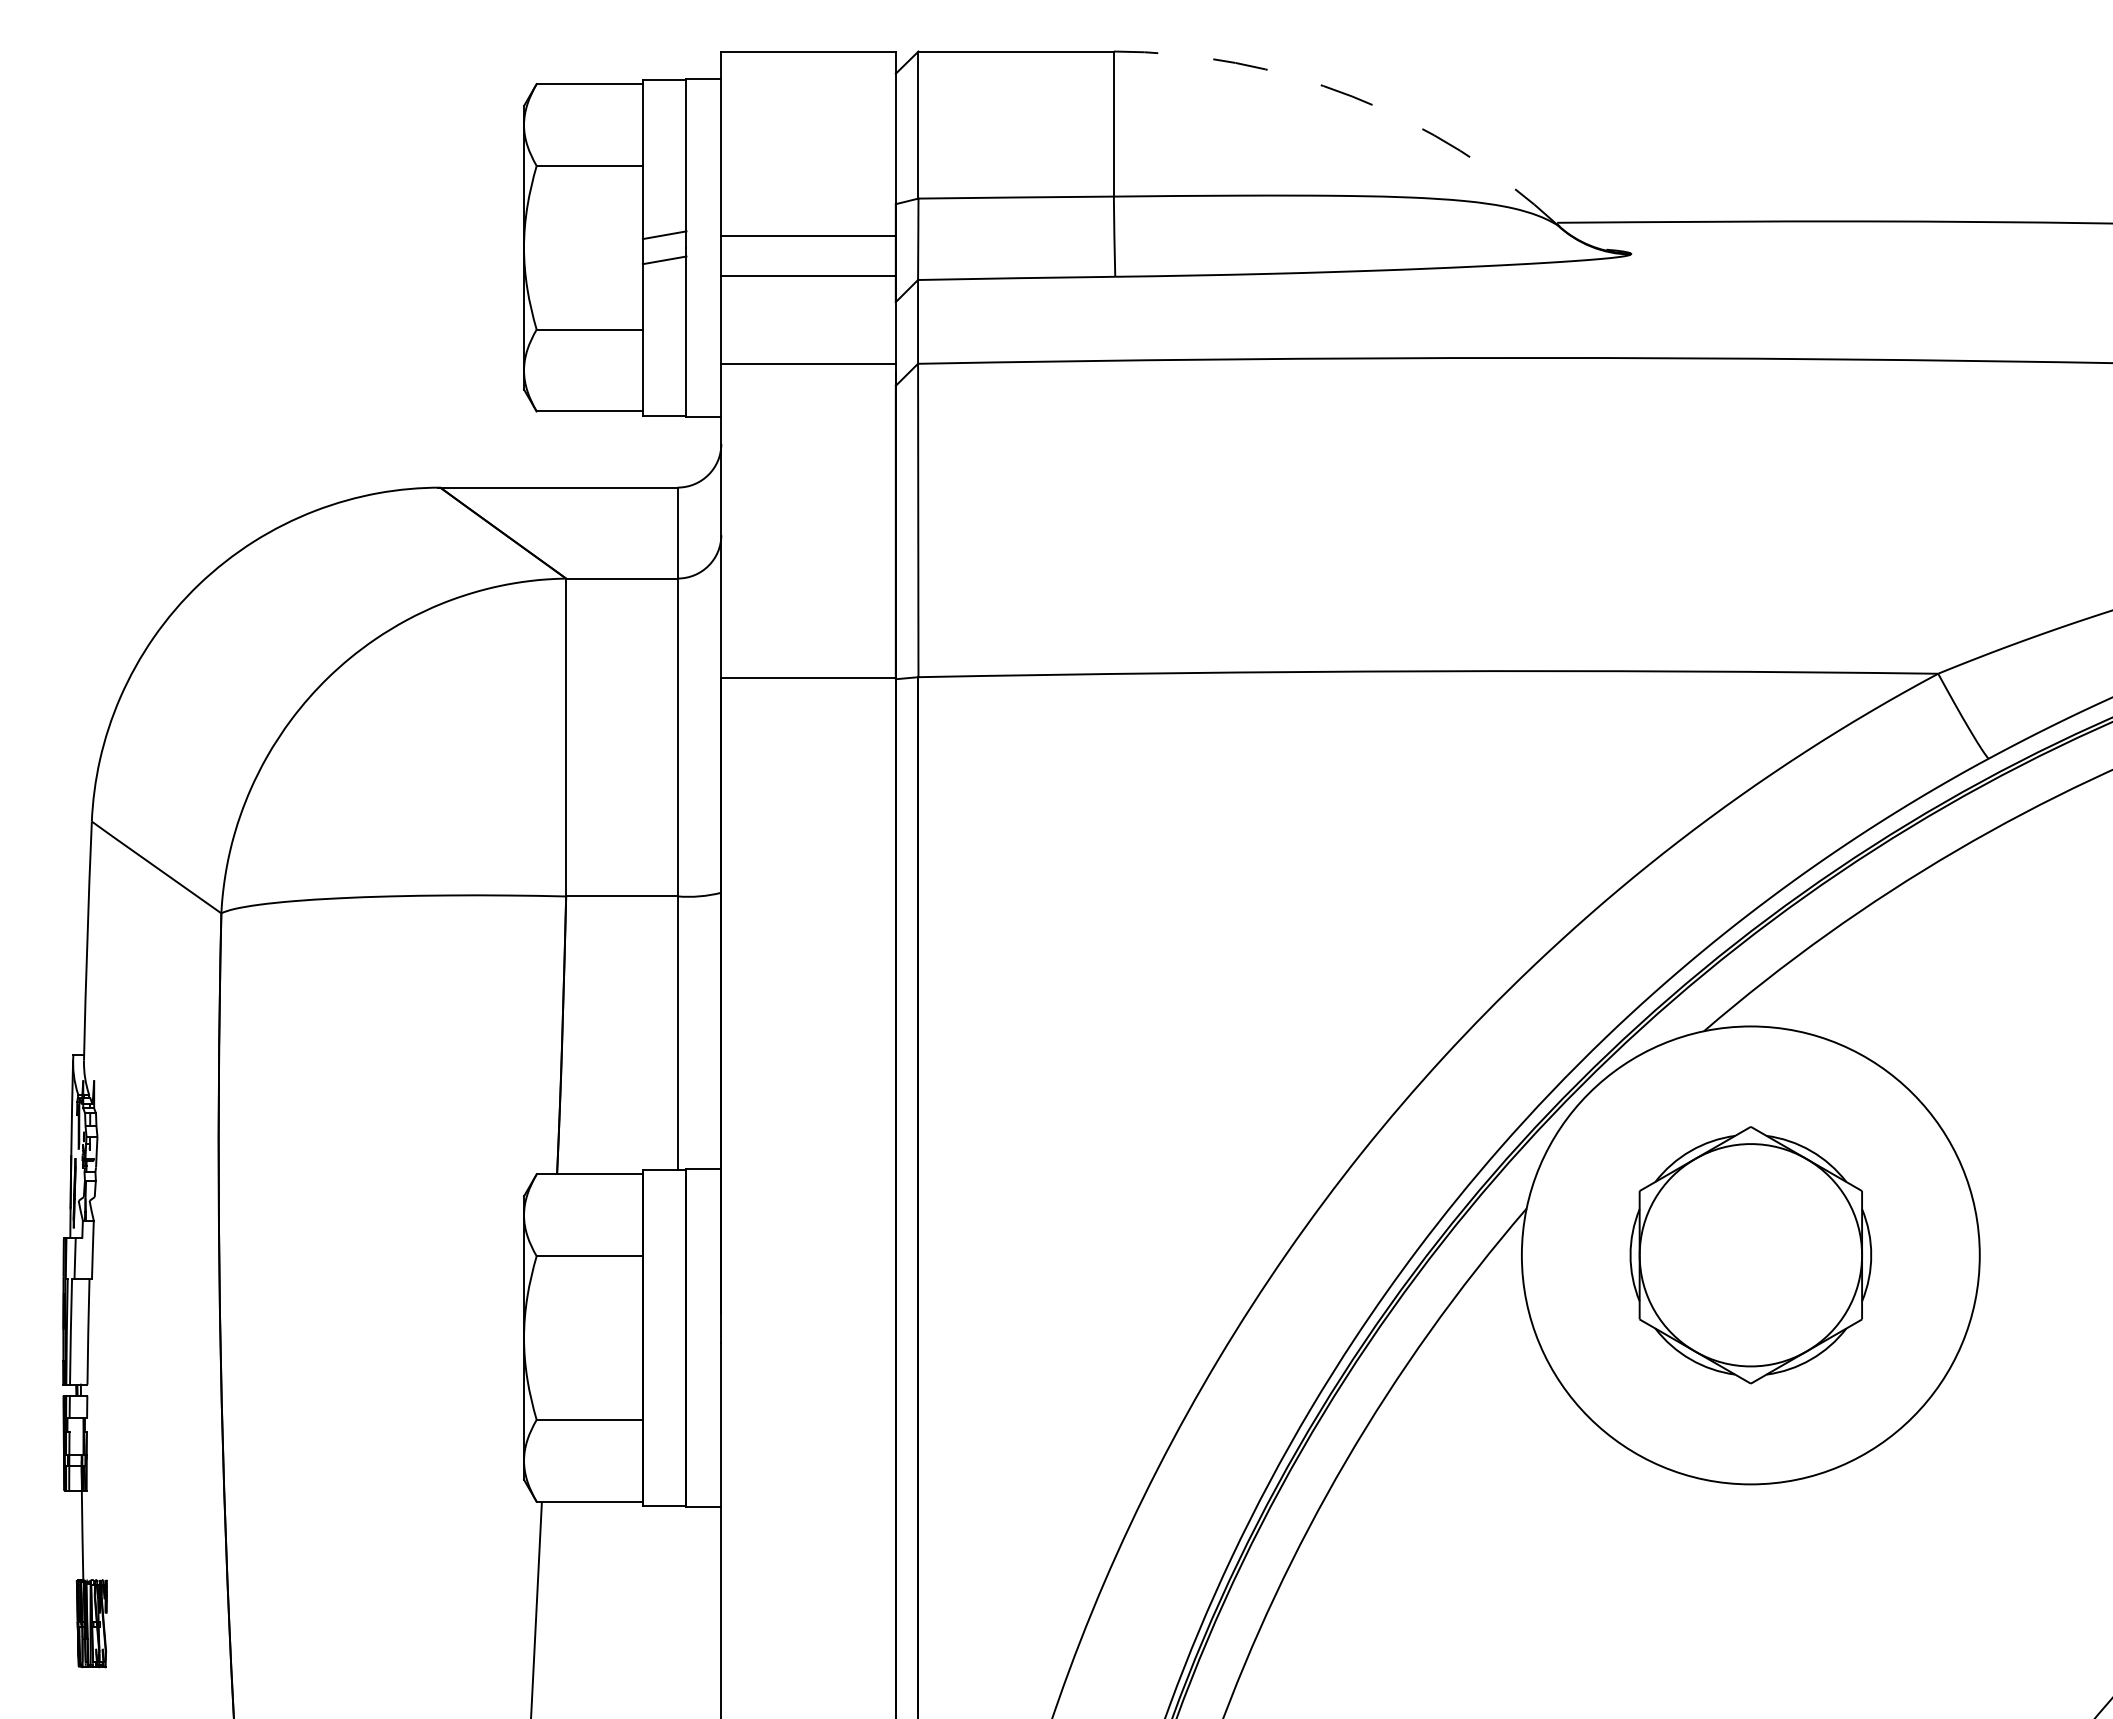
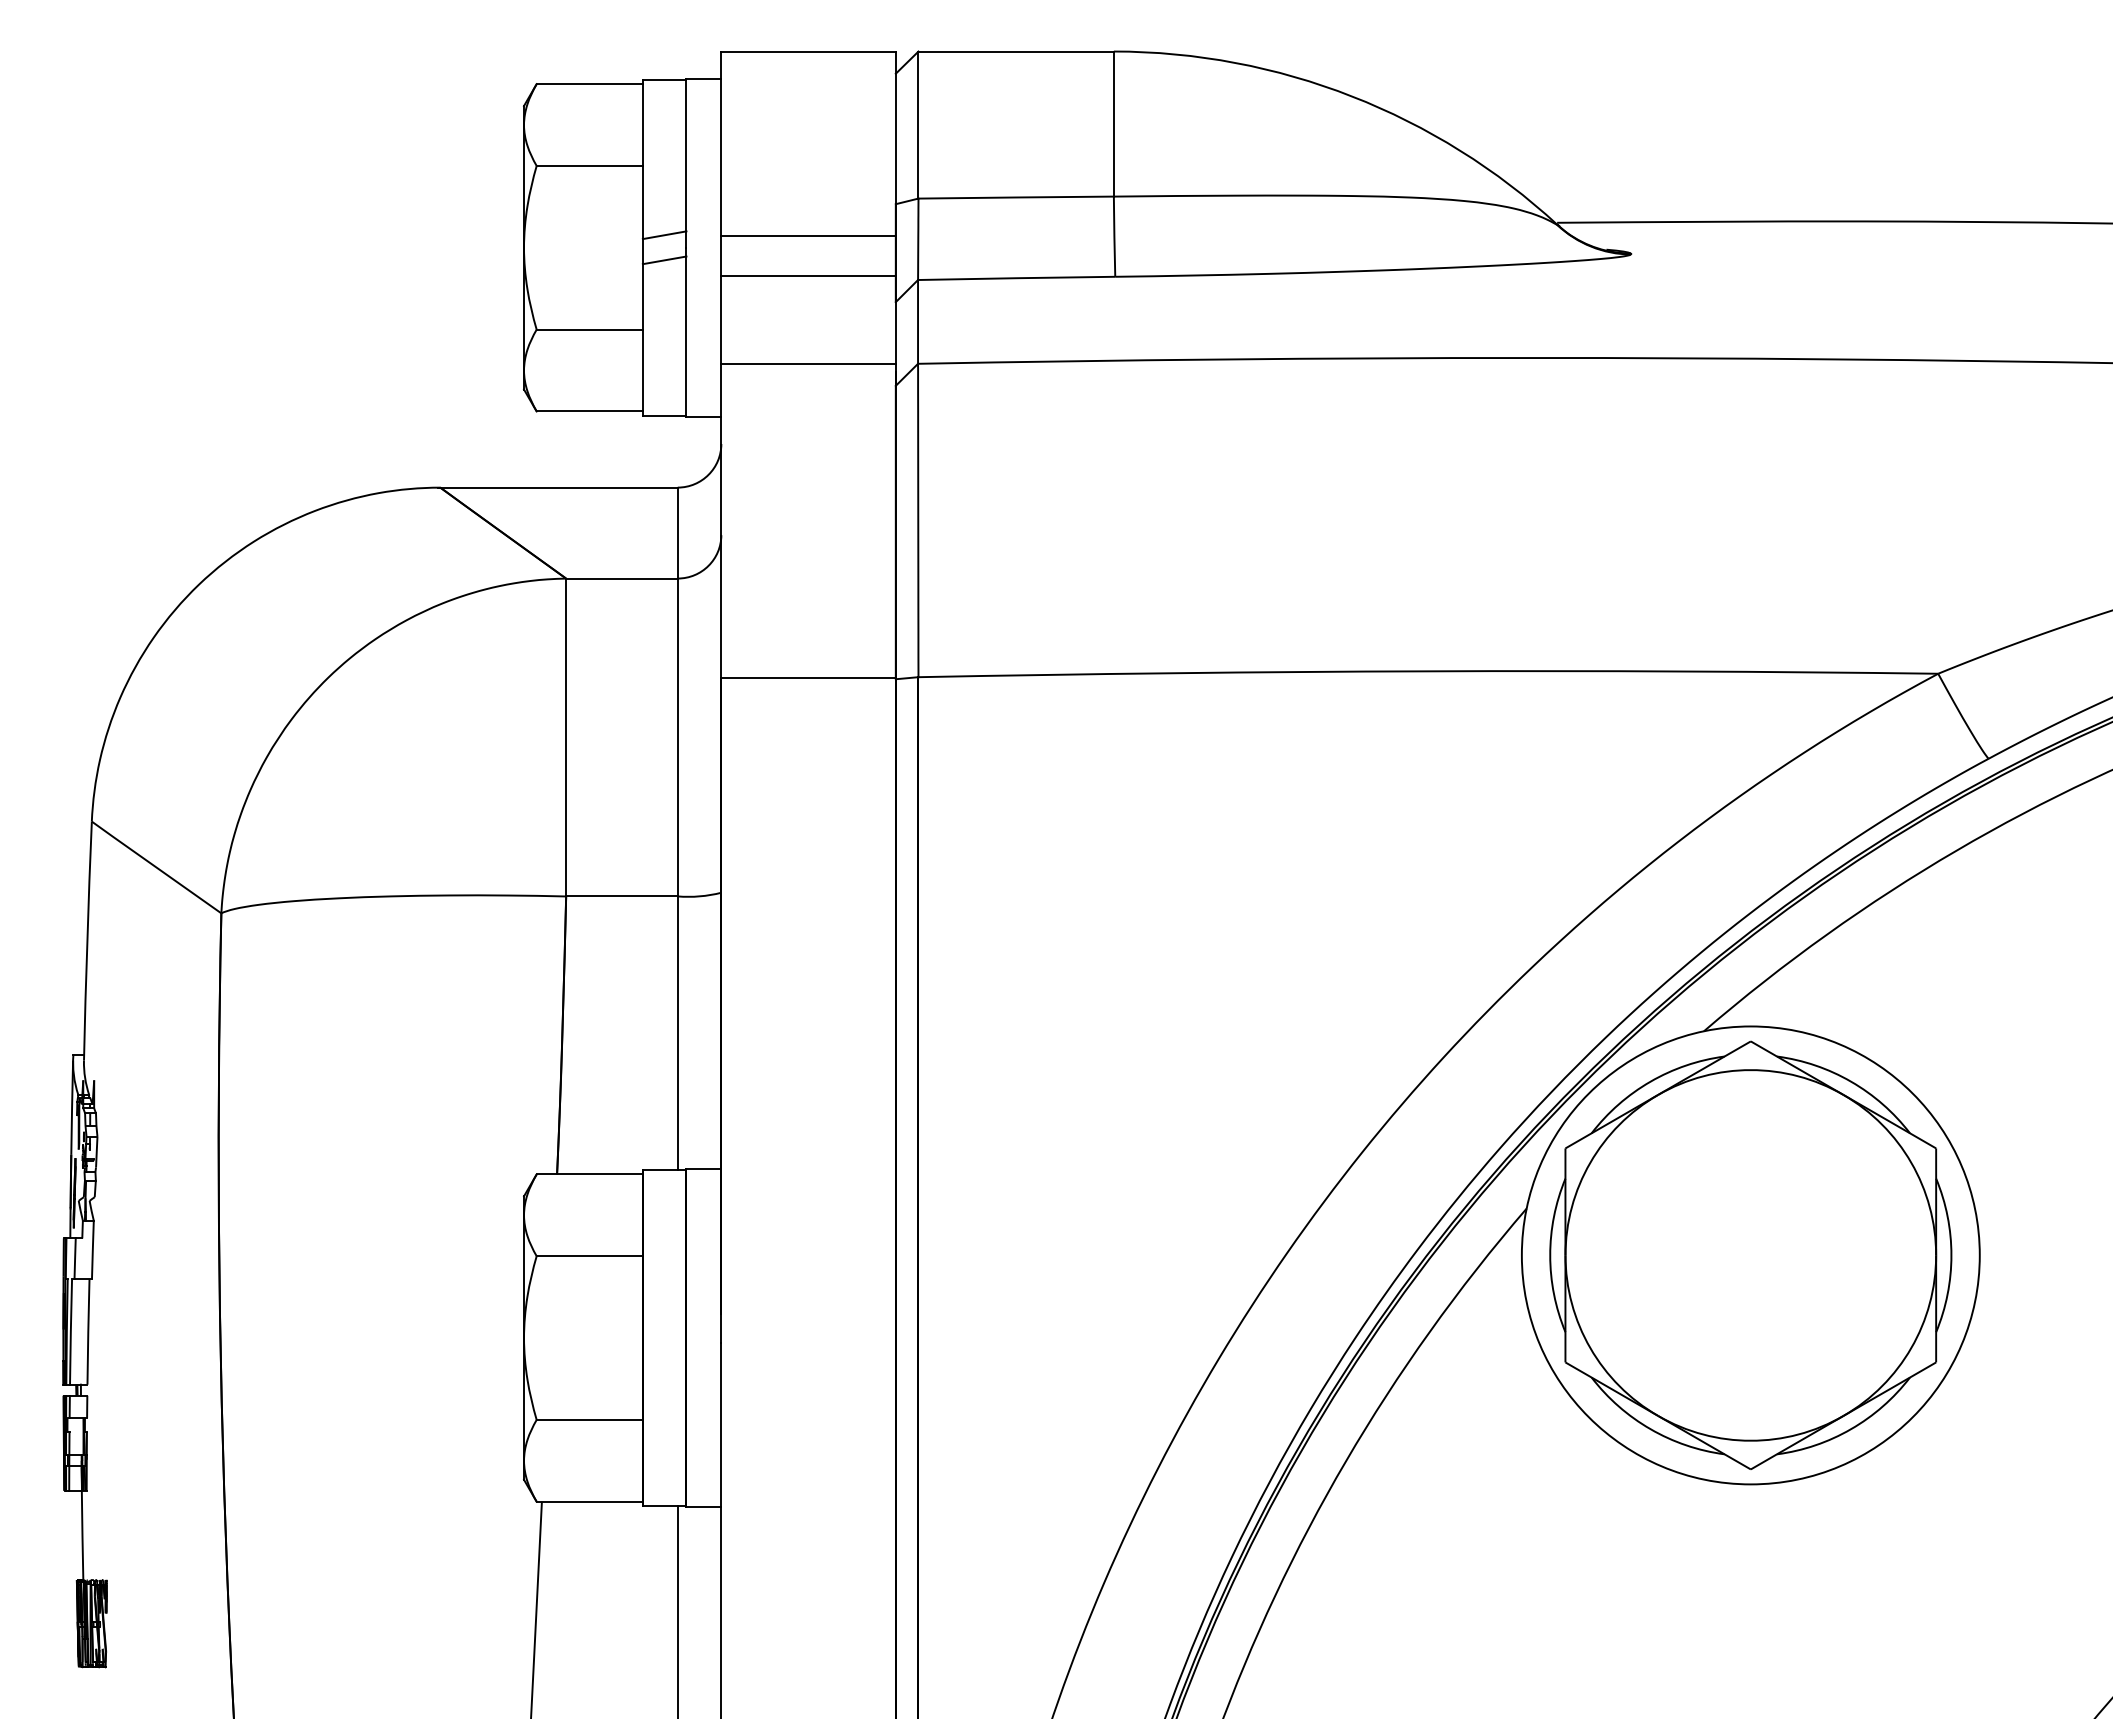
arc: dashed -> solid (1352, 96)
part size: 244x259 px -> 404x430 px (1750, 1254)
line: none -> present (677, 1610)
